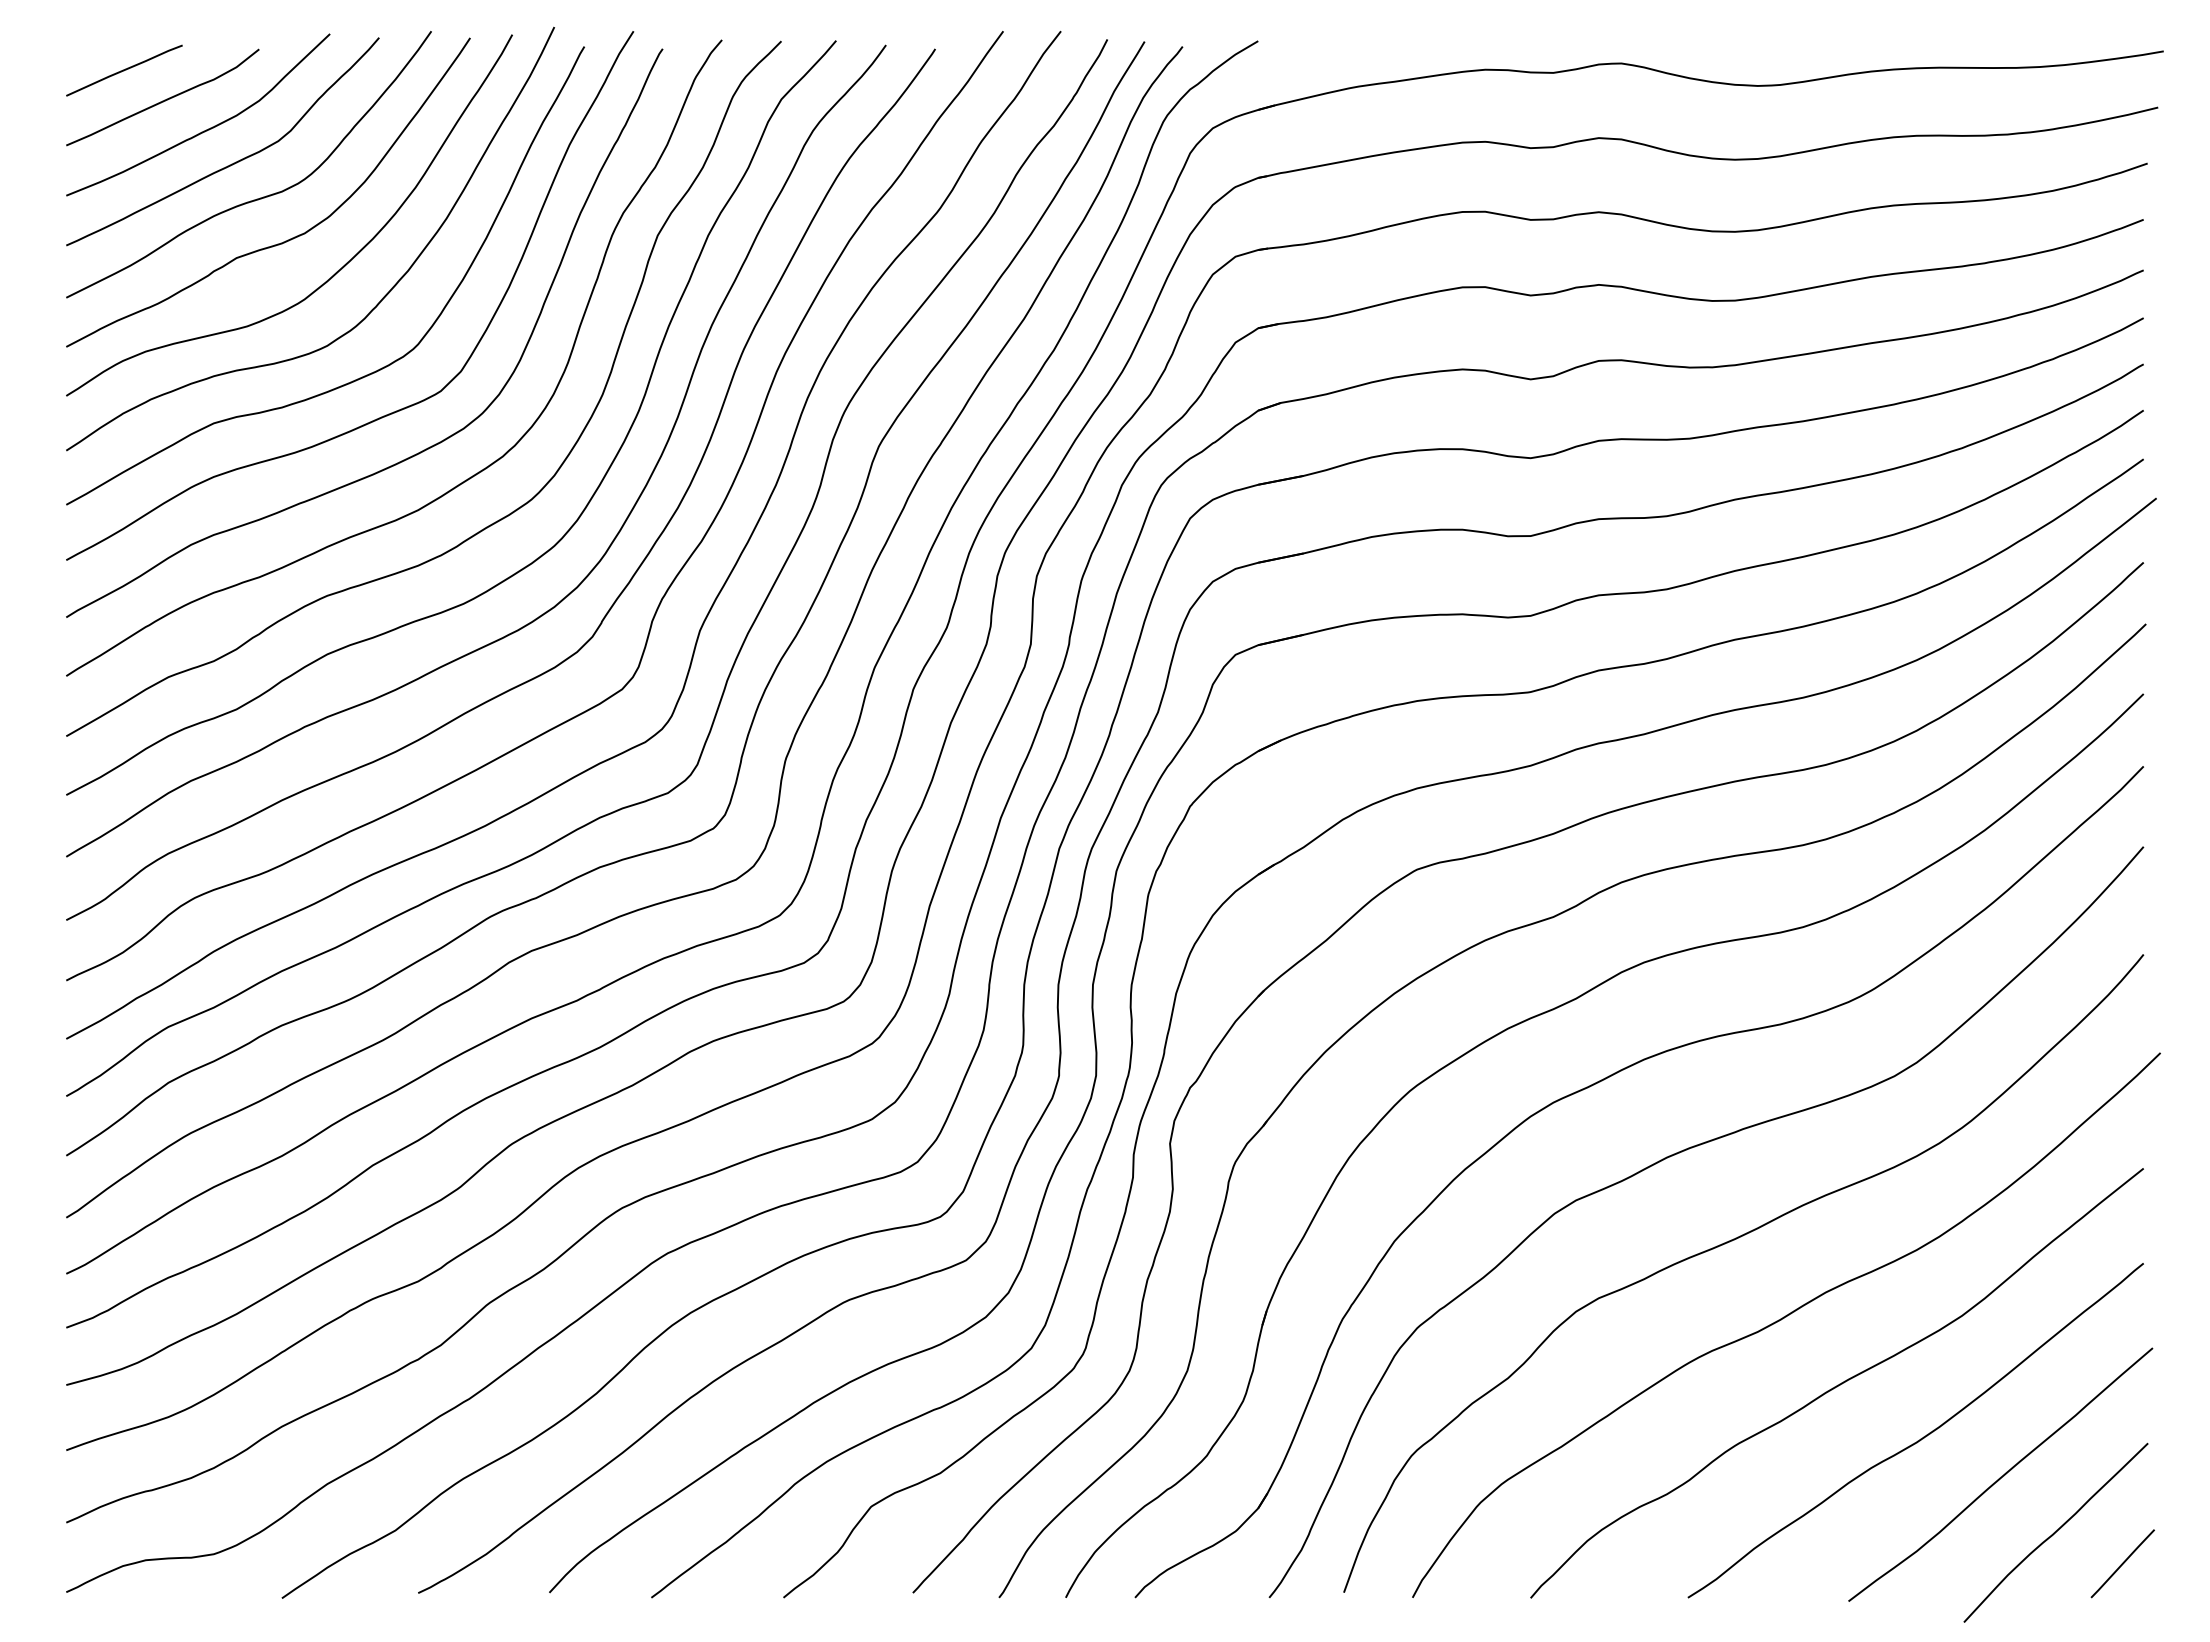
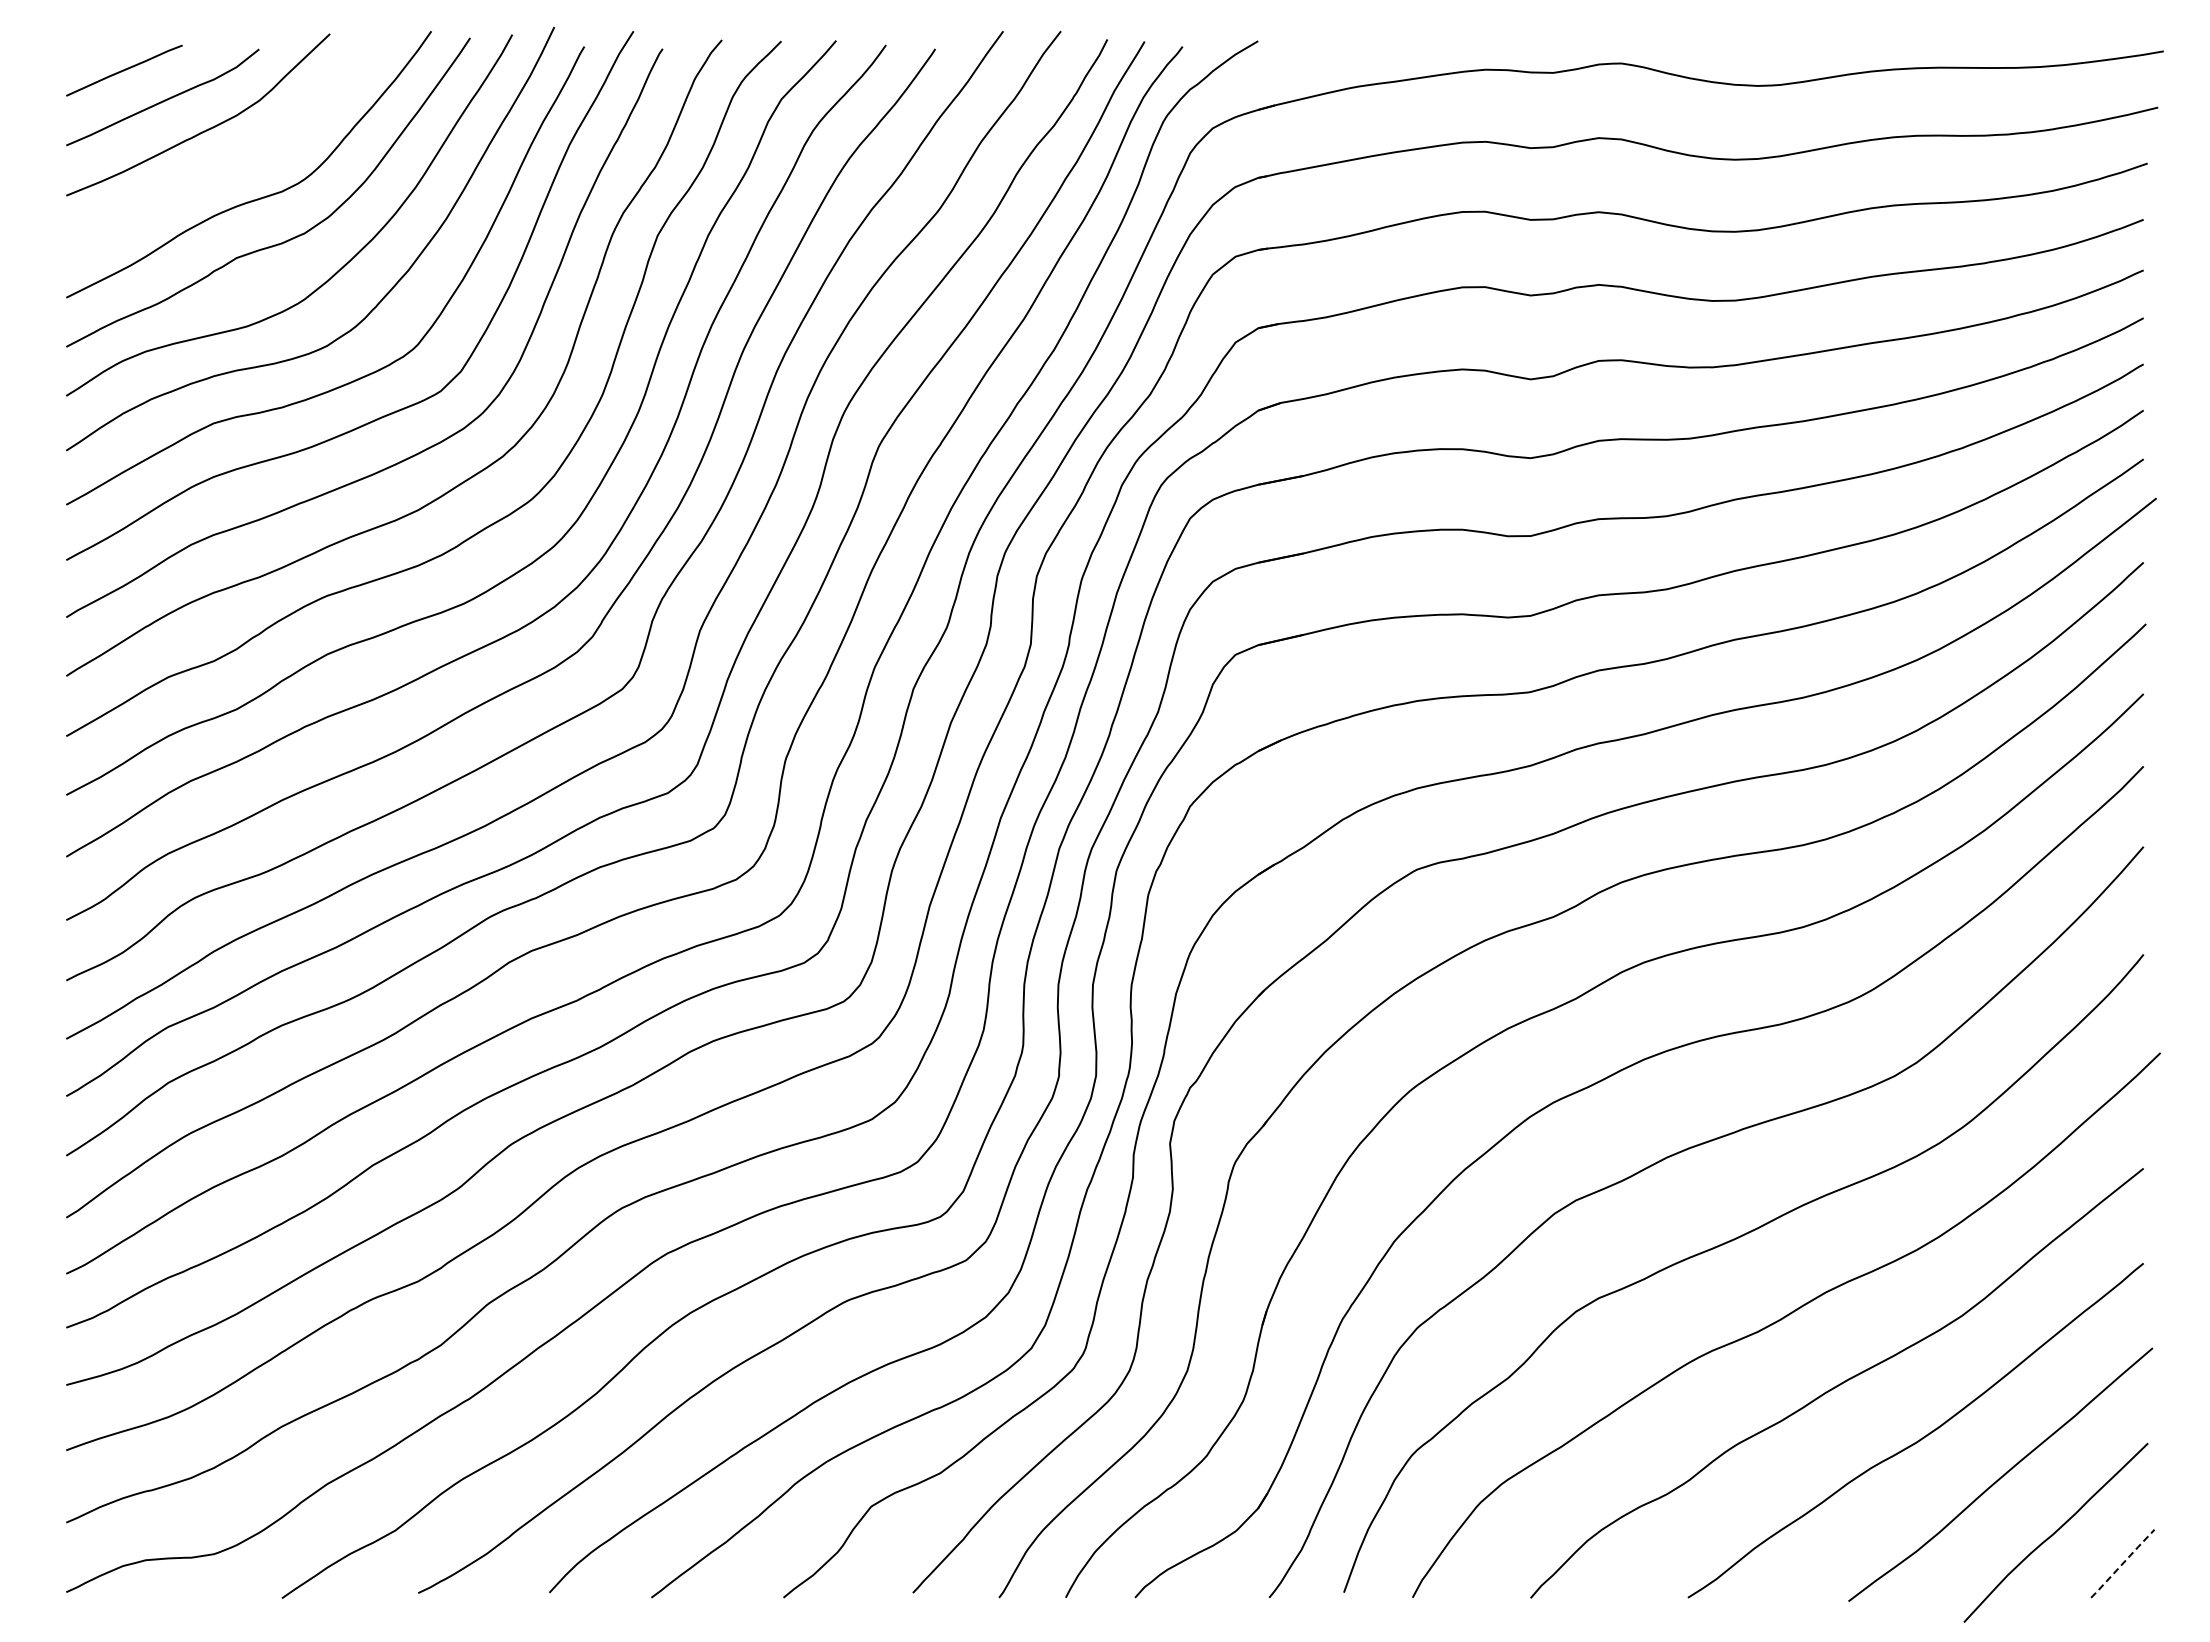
curve: present -> none (233, 162)
line: solid -> dashed (2122, 1563)
